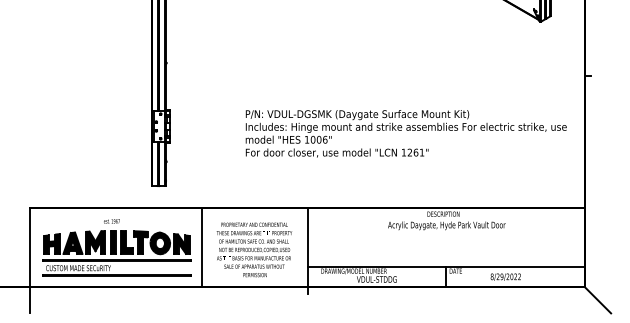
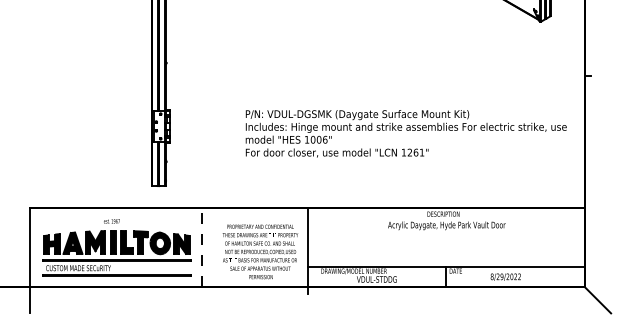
line: solid -> dashed (201, 247)
text position: (254, 249) -> (260, 251) (260, 251)
